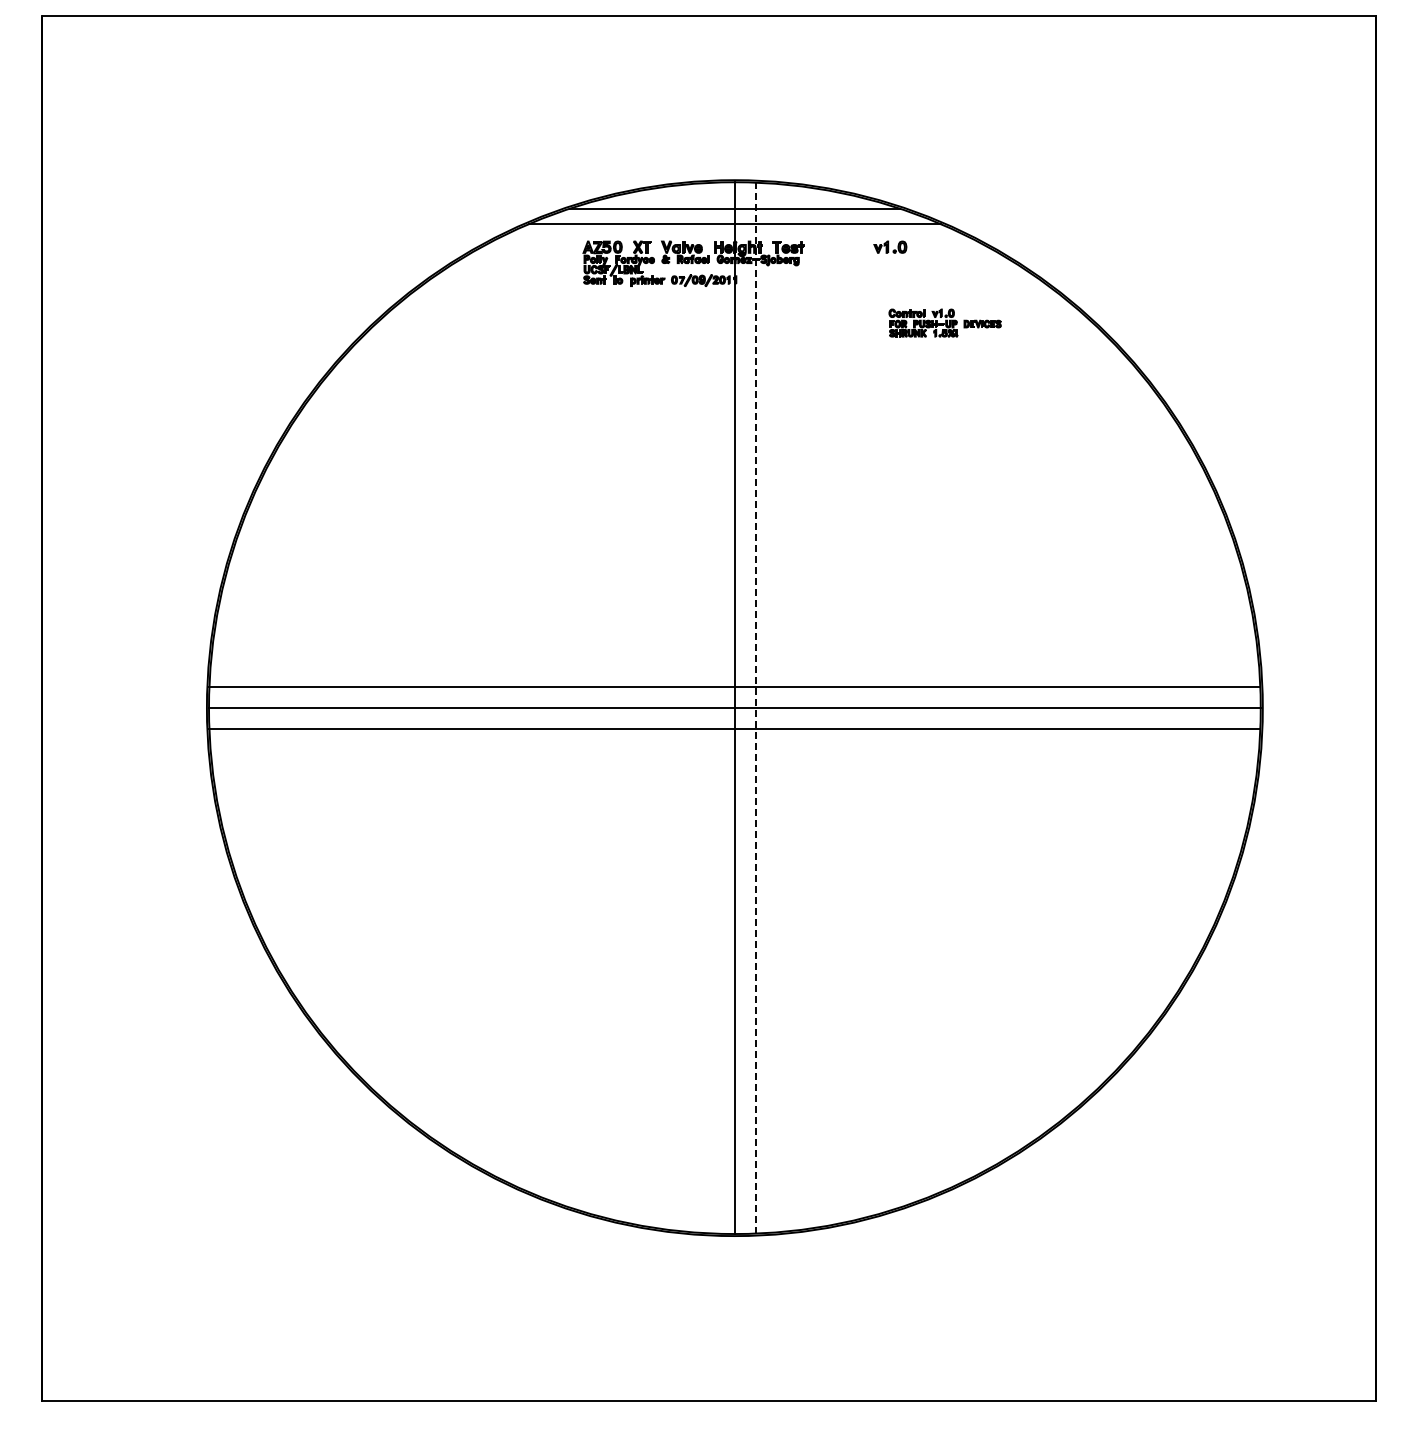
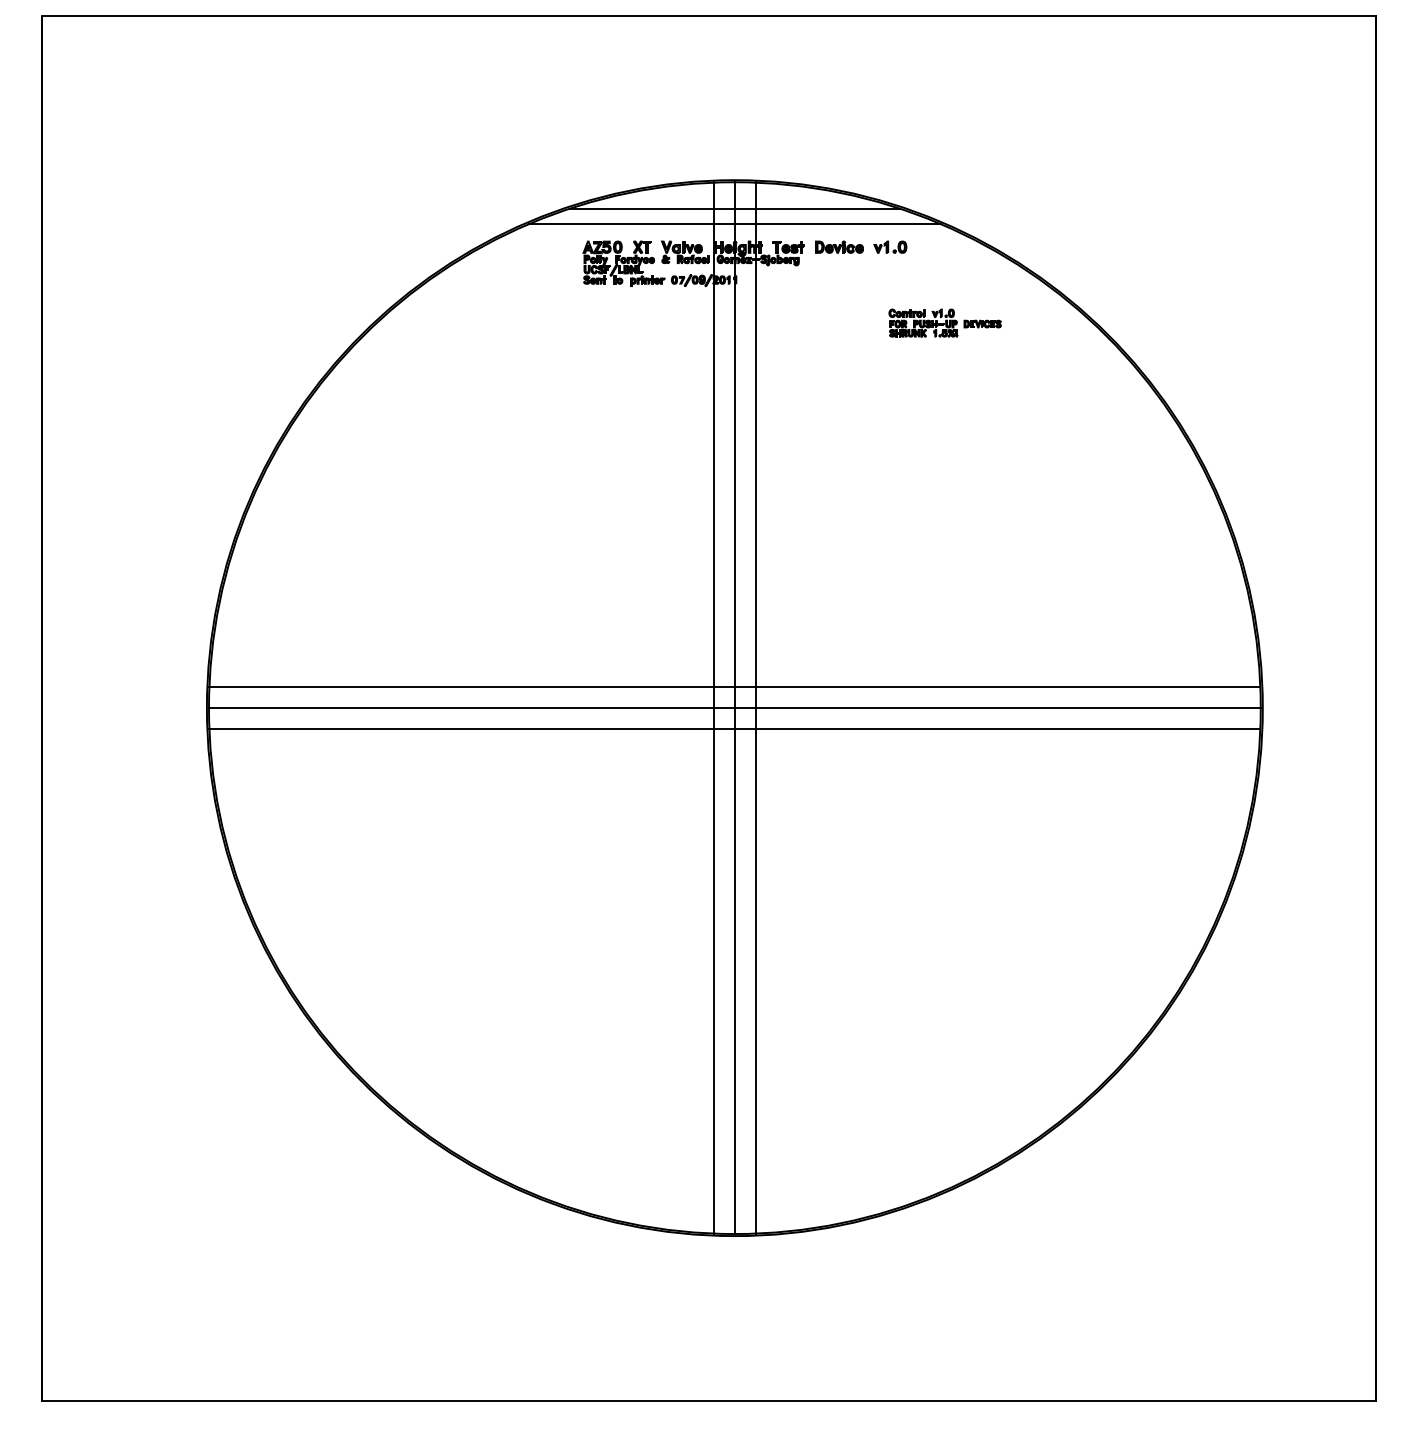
part: none -> present (839, 246)
line: none -> present (714, 707)
line: dashed -> solid (755, 707)
